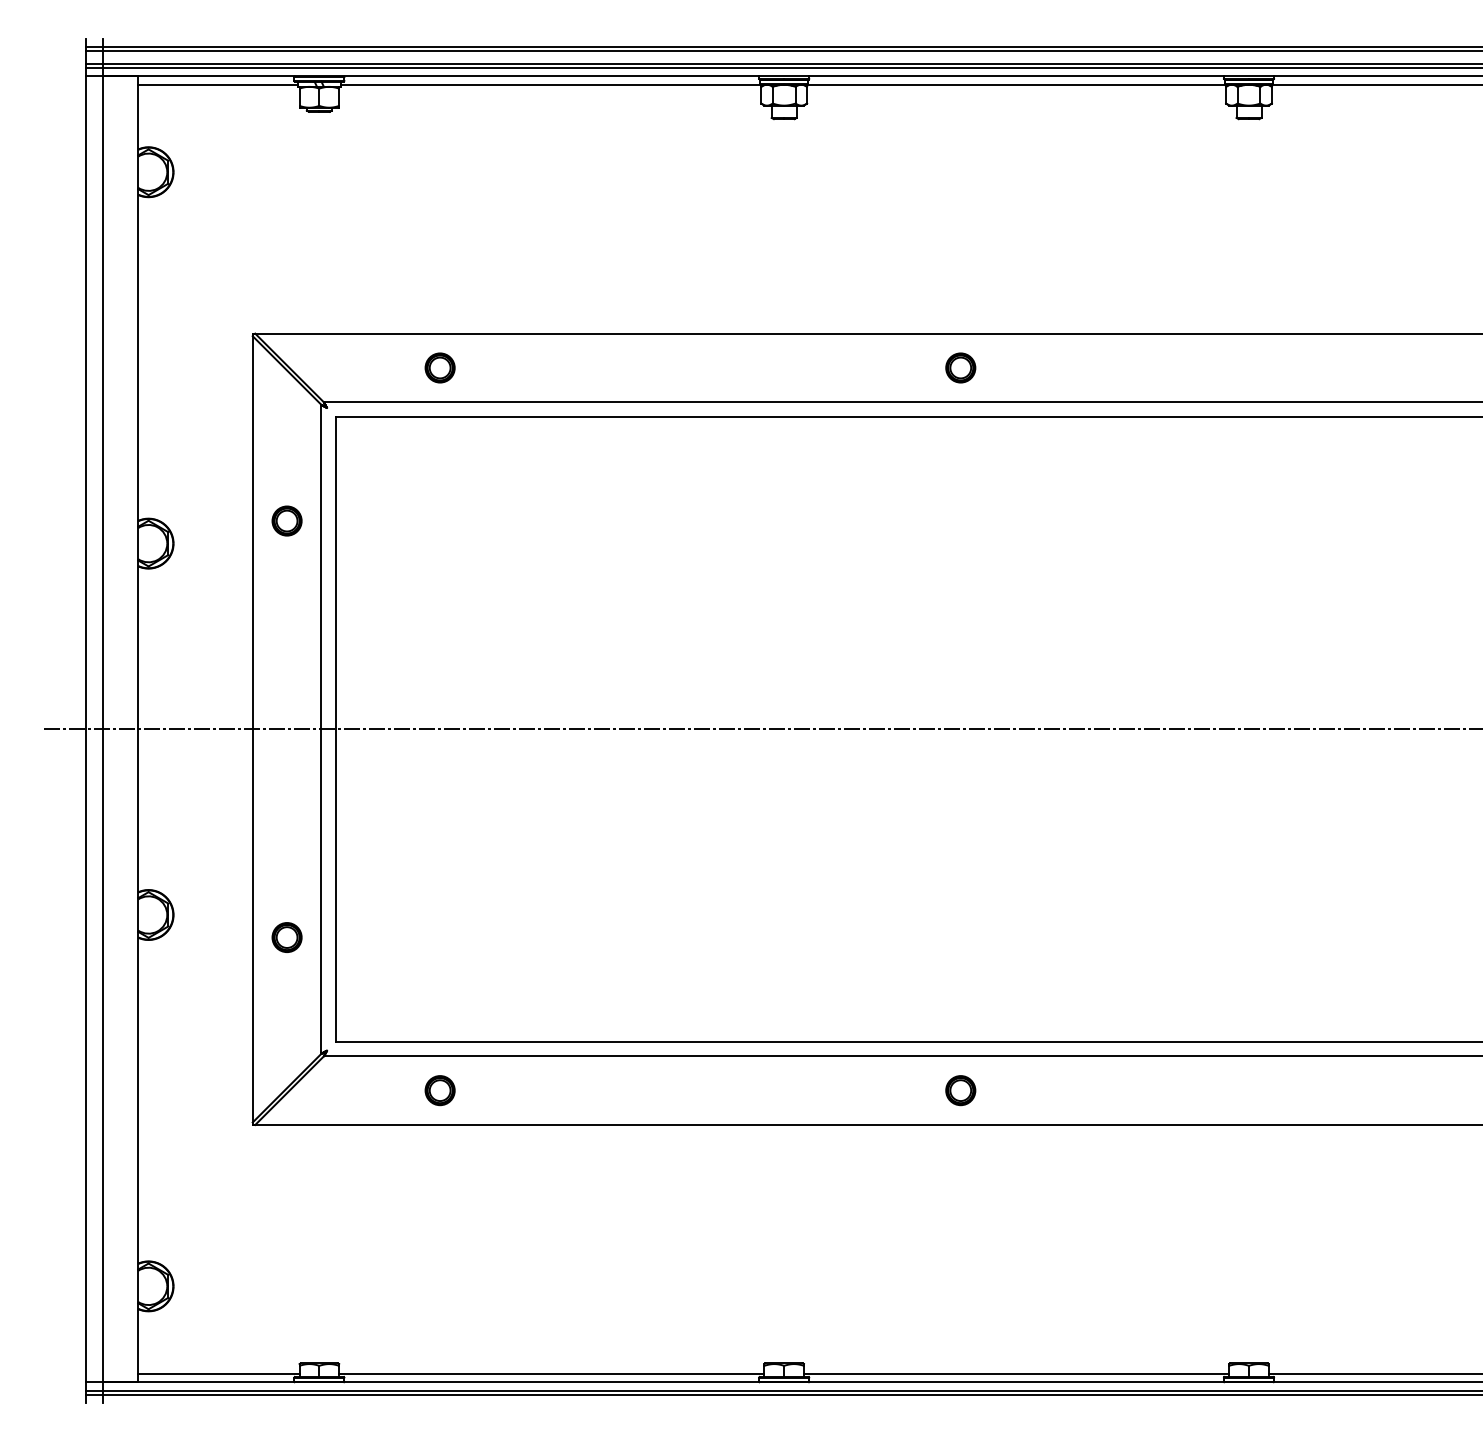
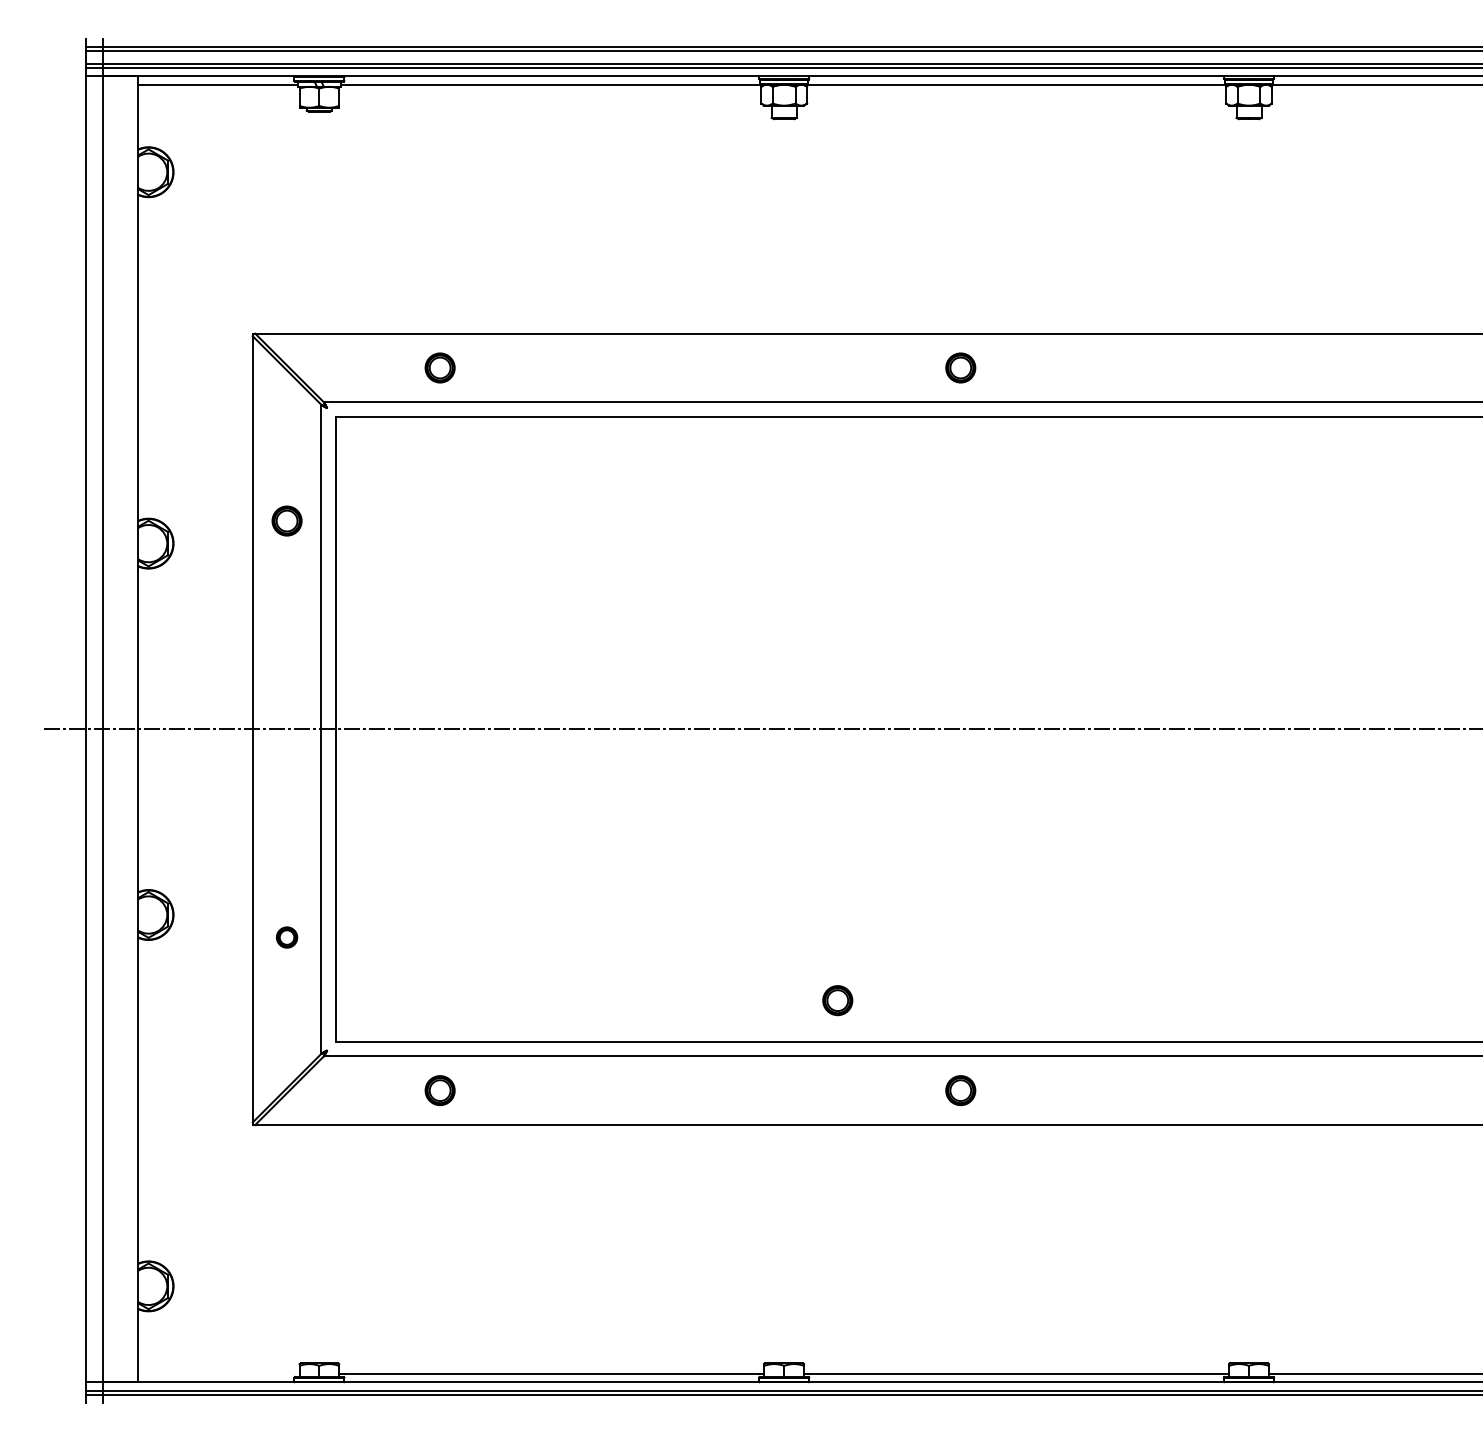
part size: 32x31 px -> 23x23 px (287, 937)
part: none -> present (837, 1000)
line: present -> none (218, 1373)
